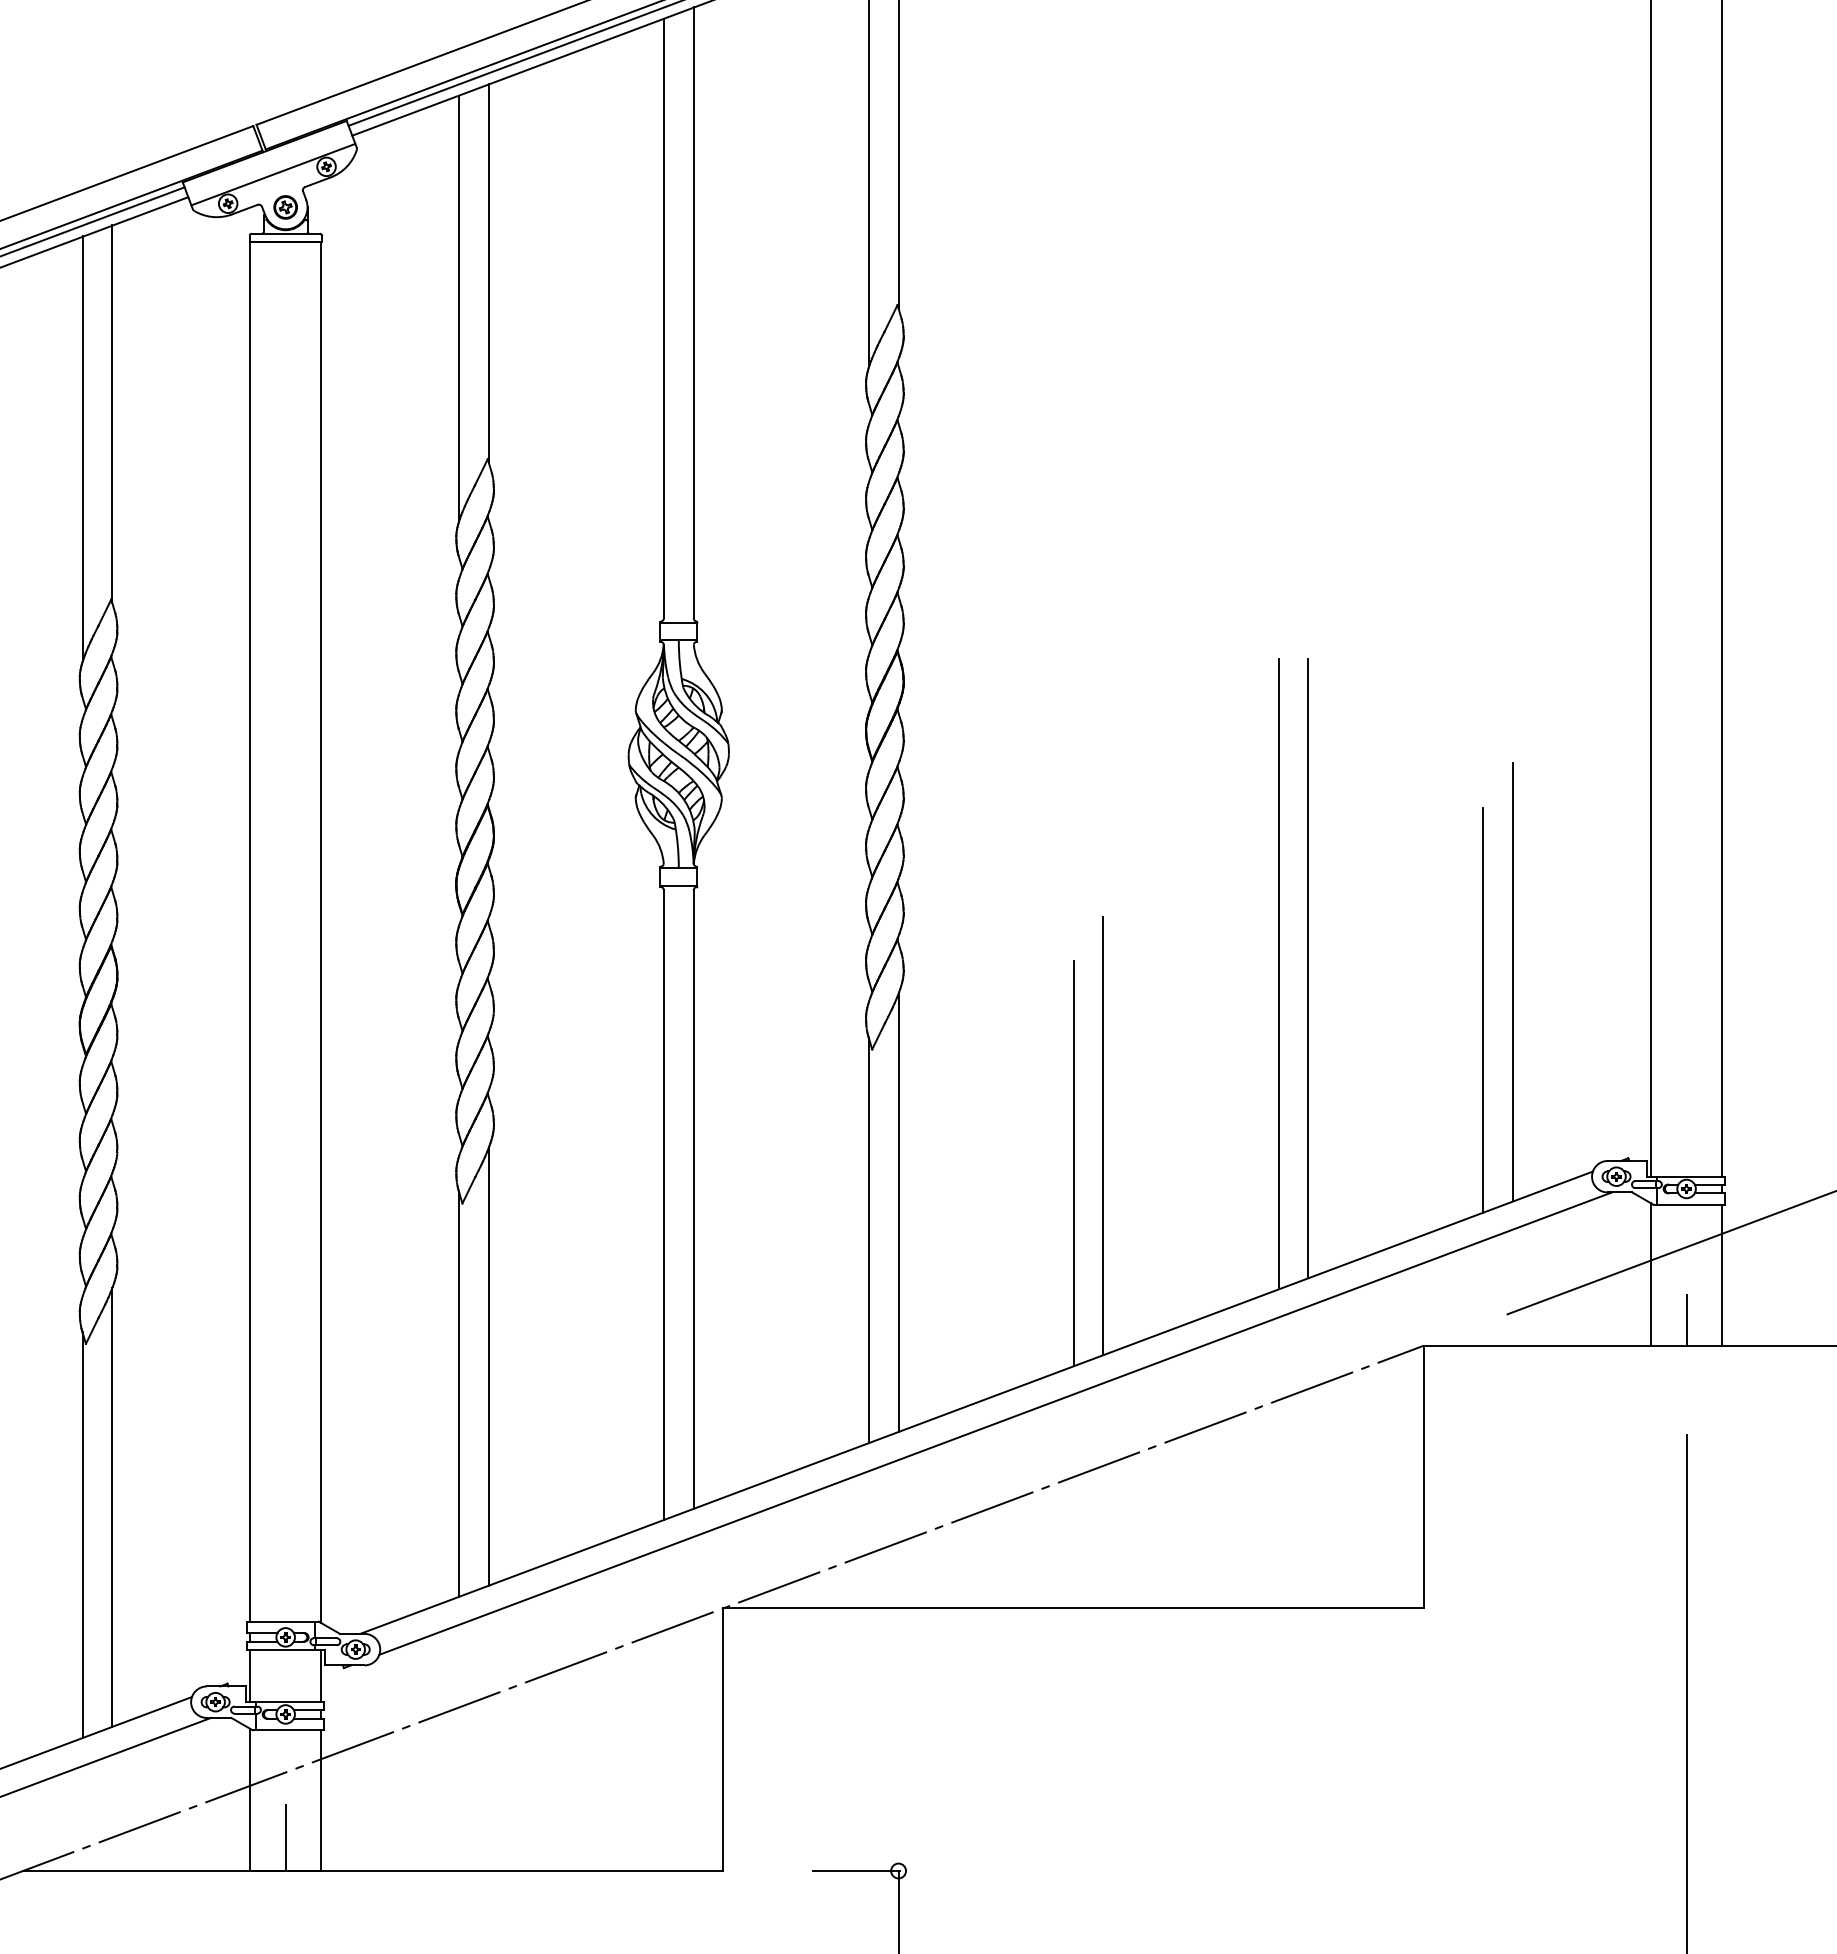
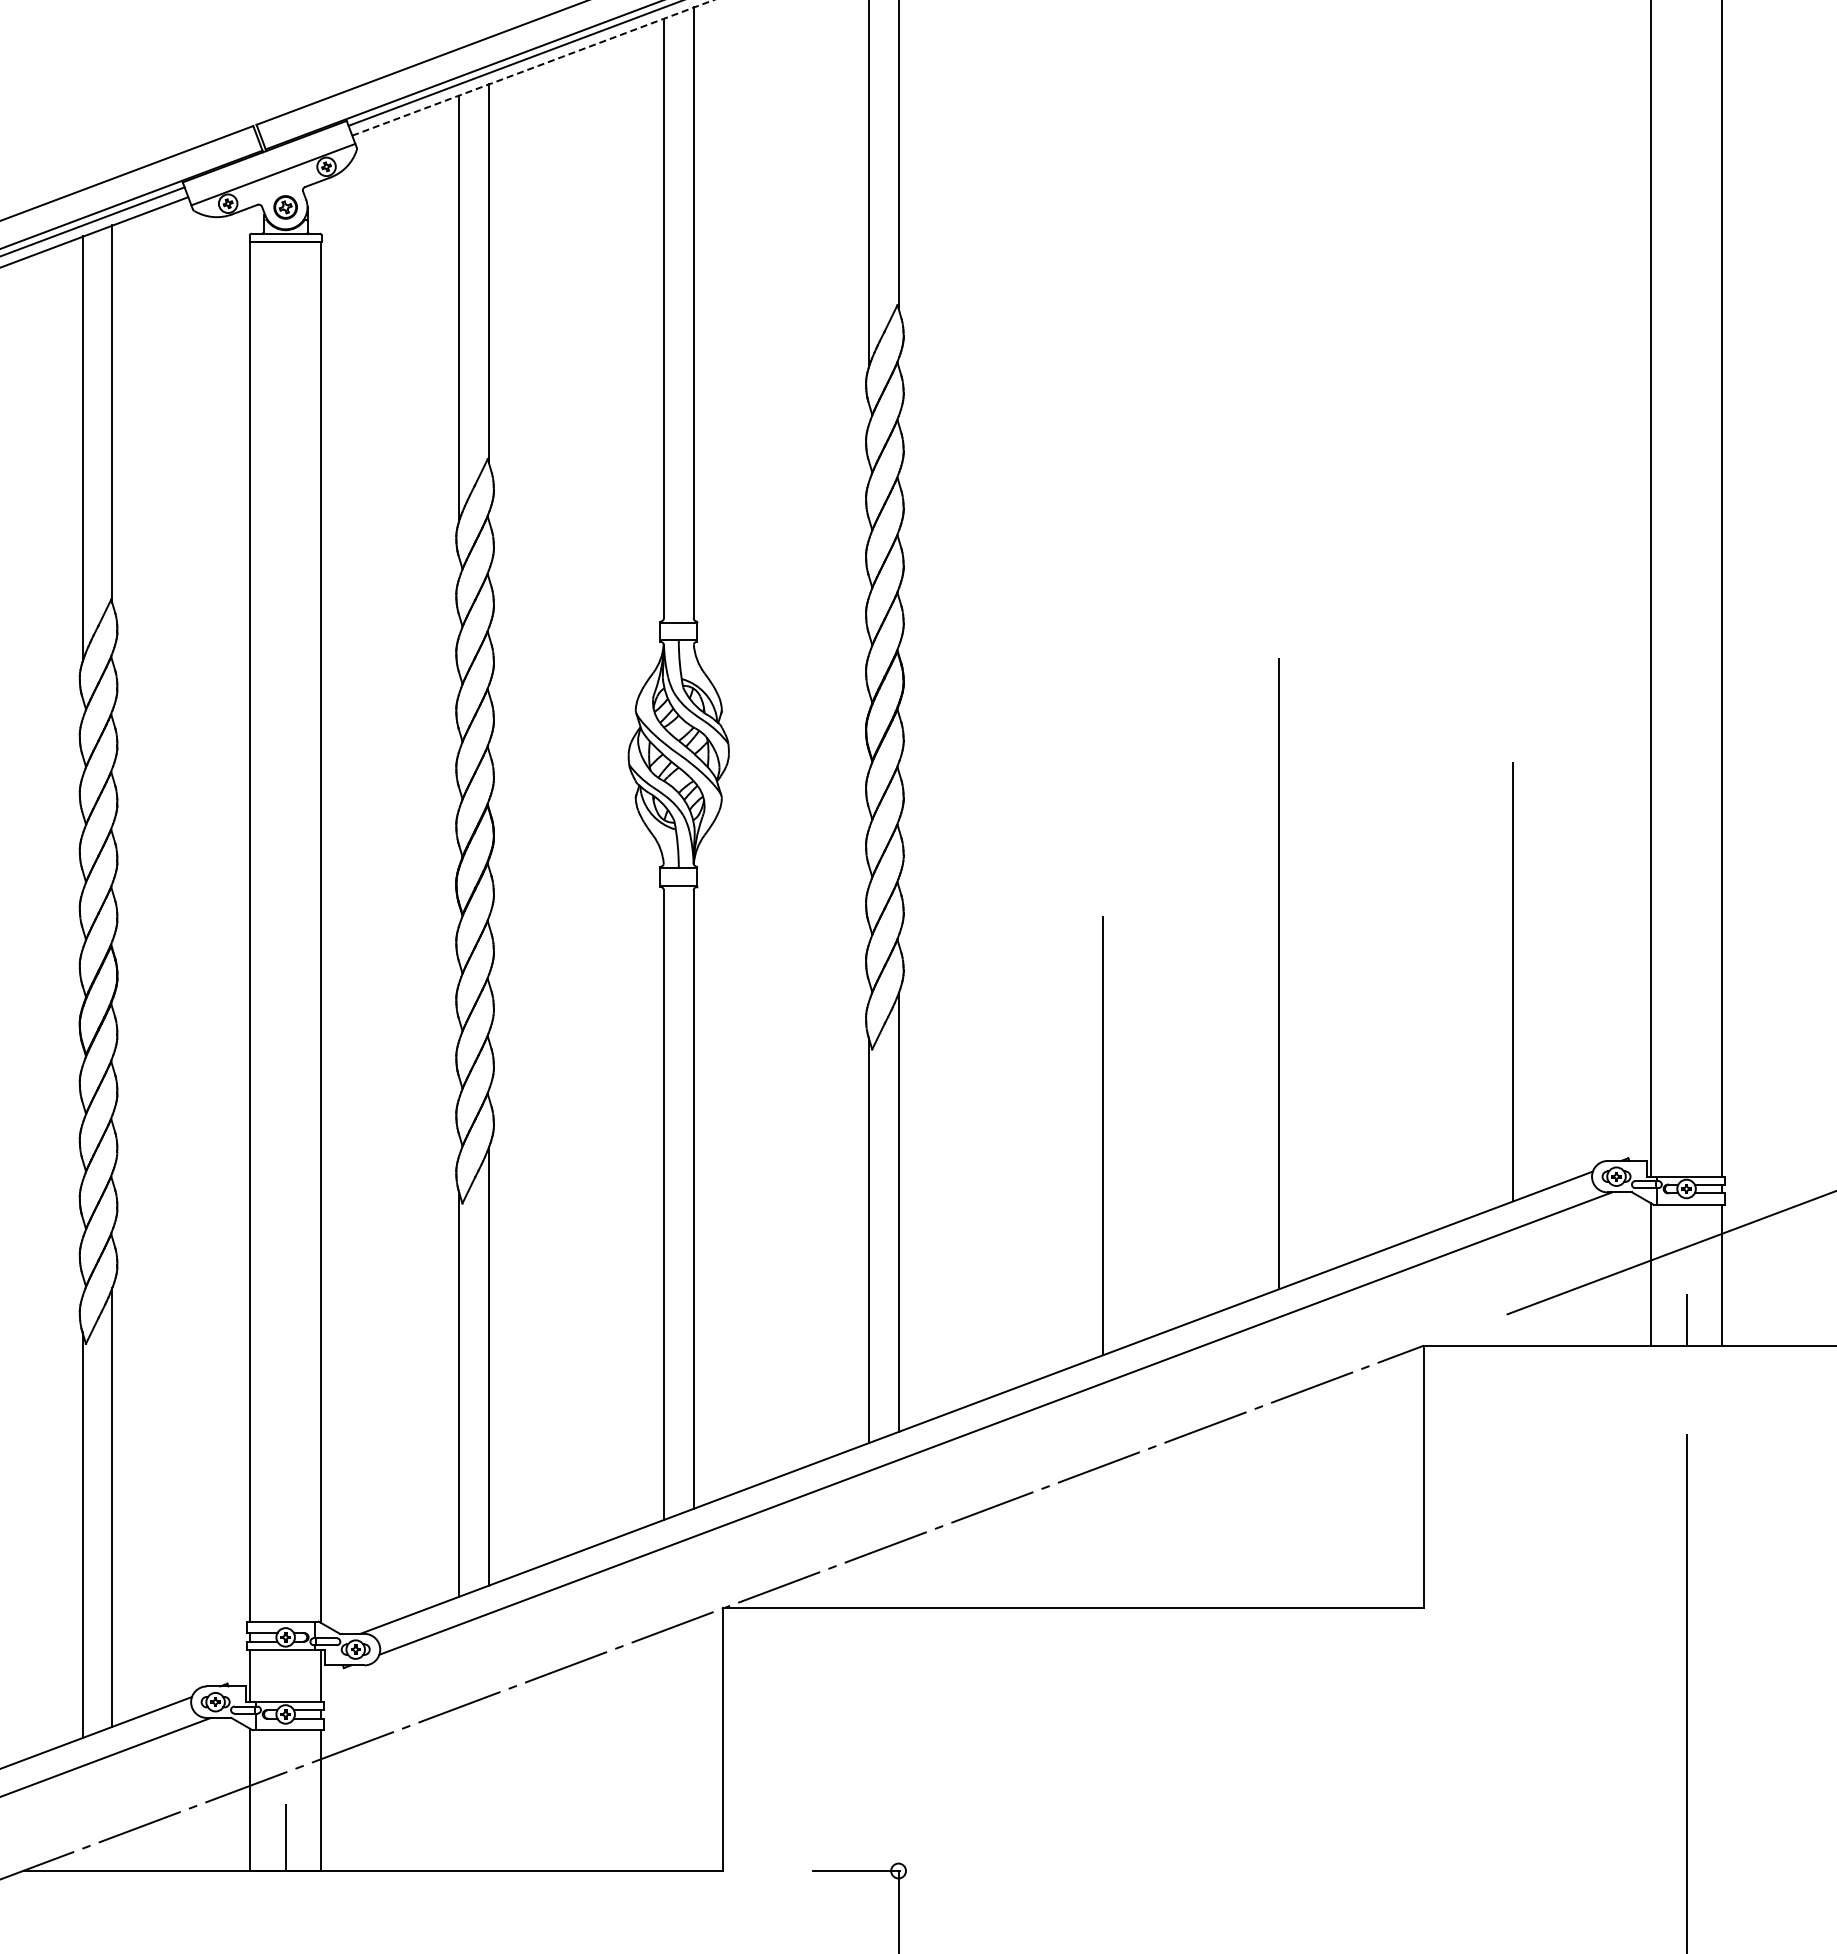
line: solid -> dashed (532, 67)
line: present -> none (1308, 968)
line: present -> none (1483, 1009)
line: present -> none (1073, 1163)
